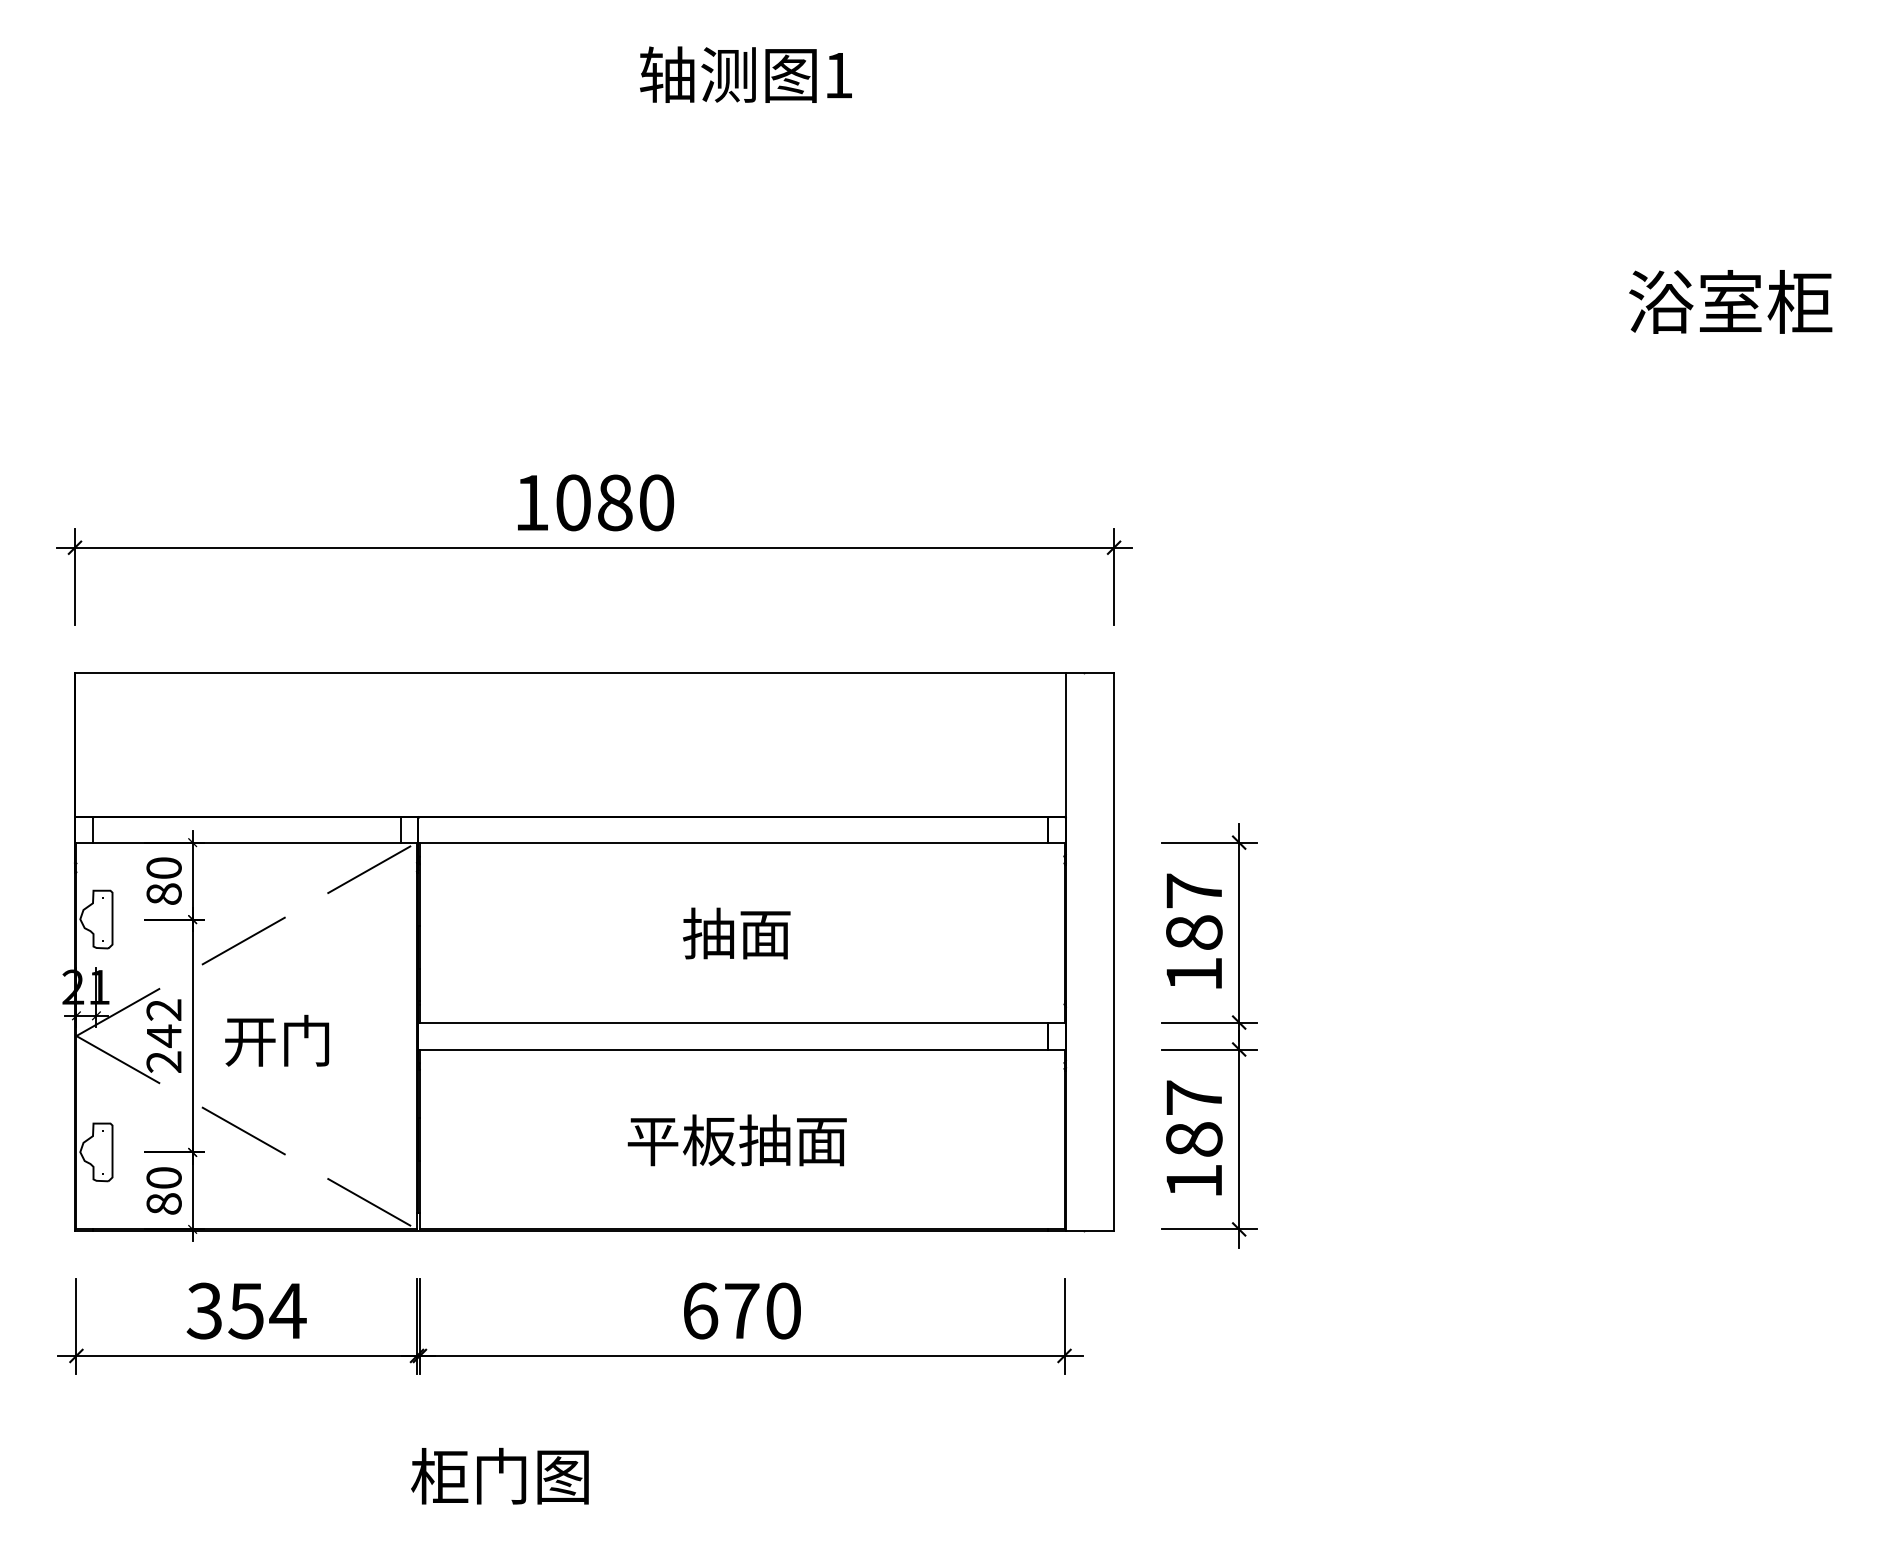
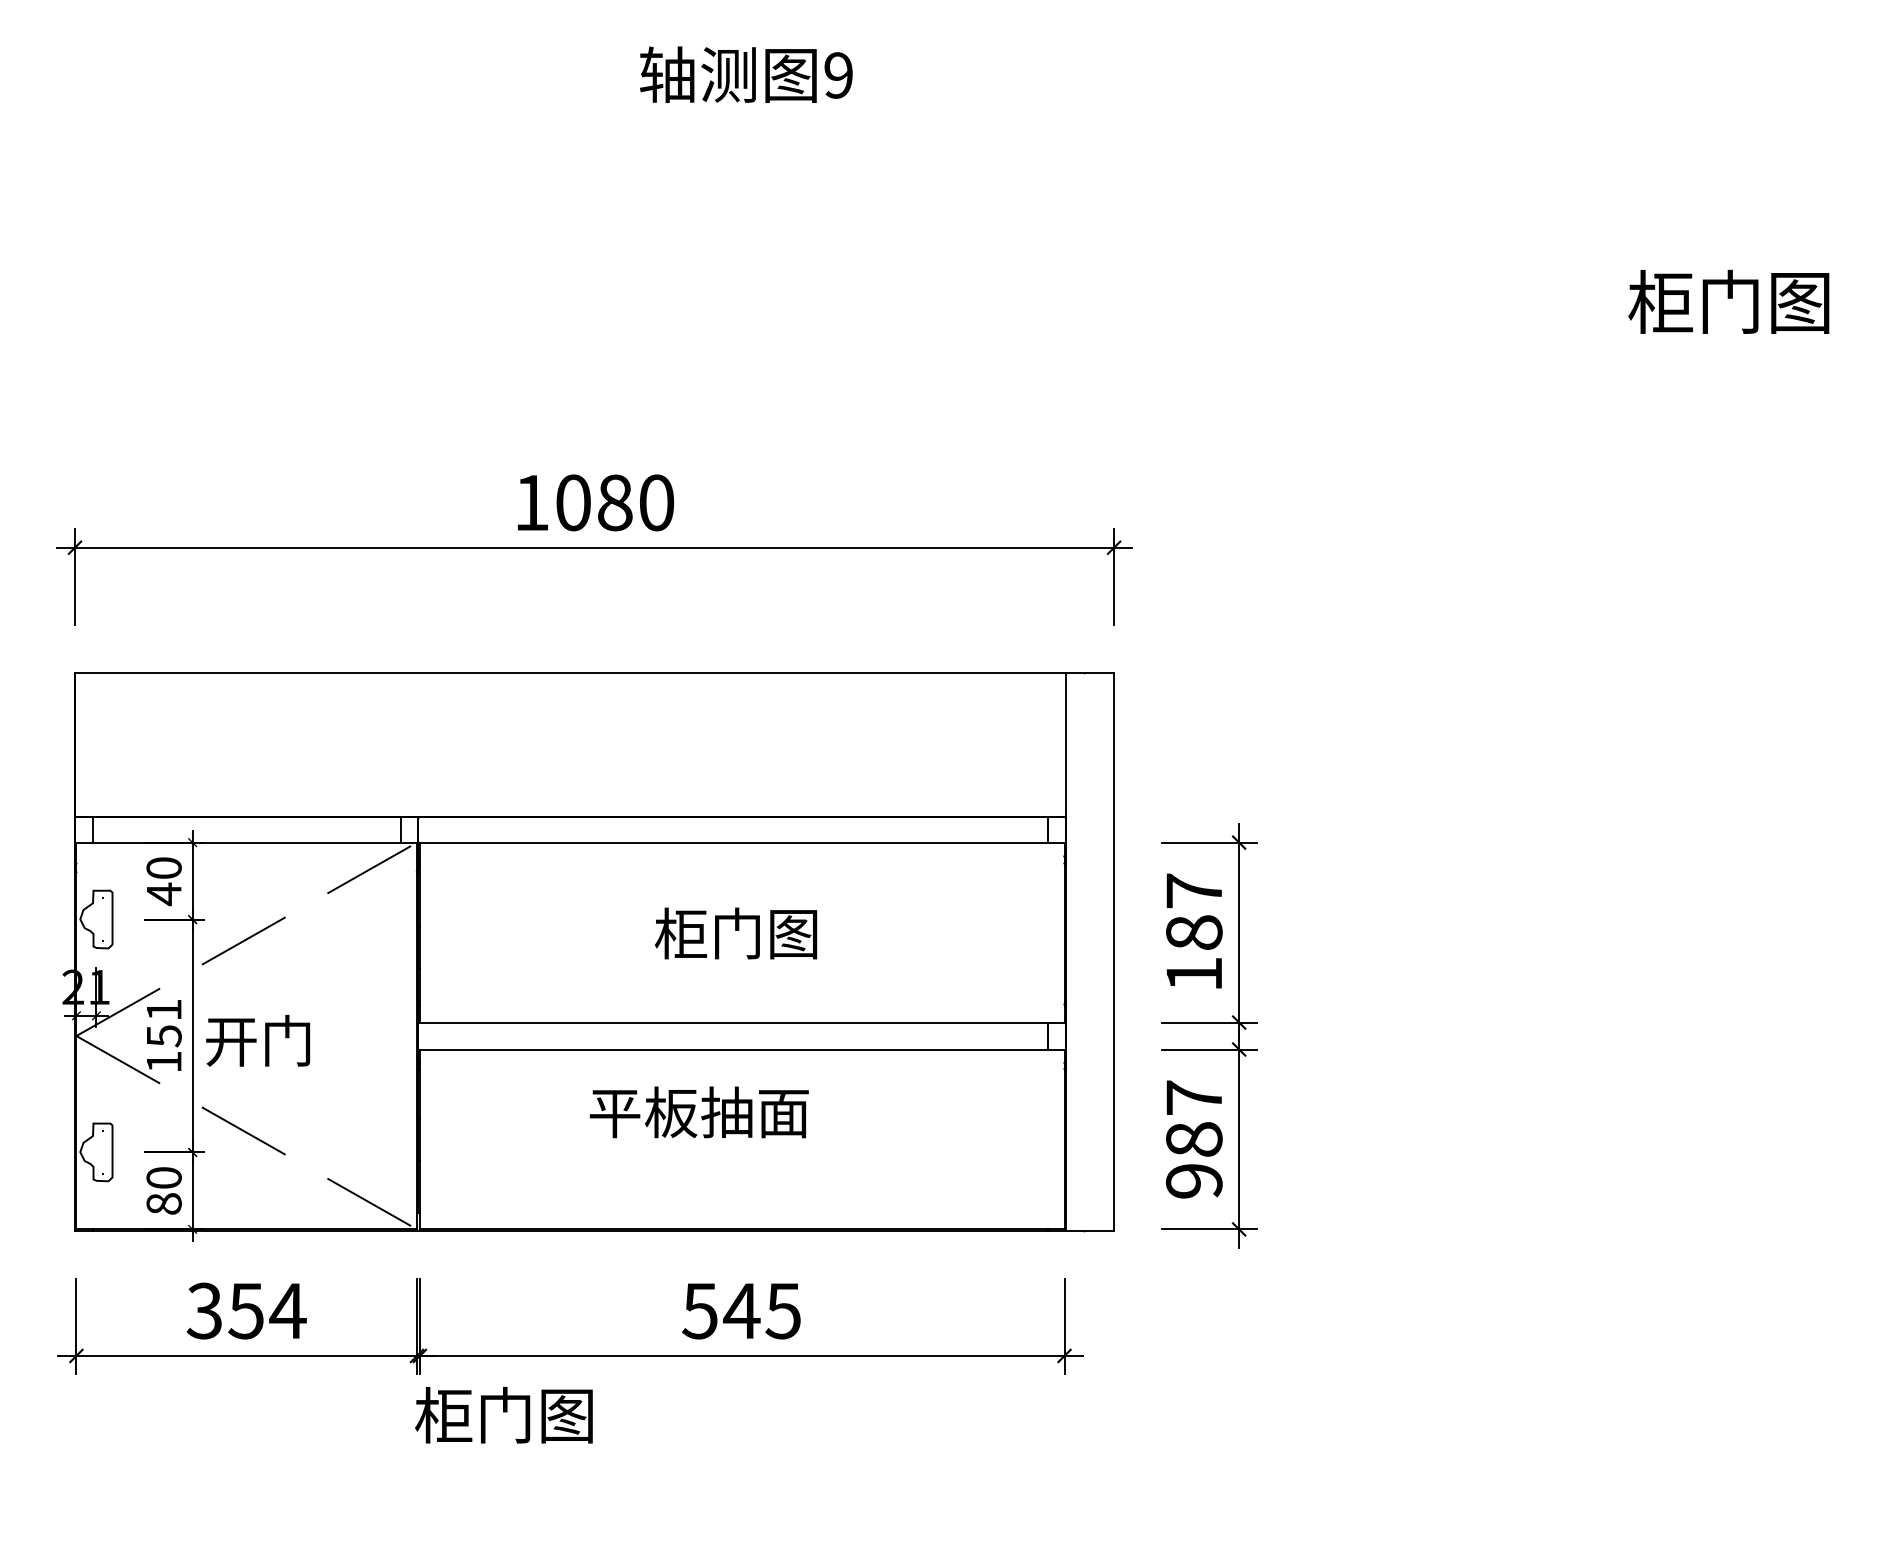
text: 1 -> 9 (838, 75)
text: 浴室柜 -> 柜门图 (1730, 301)
text: 80 -> 40 (163, 894)
text: 抽面 -> 柜门图 (735, 933)
text: 242 -> 151 (163, 1035)
text position: (277, 1040) -> (258, 1040) (258, 1040)
text position: (736, 1140) -> (698, 1112) (698, 1112)
text: 187 -> 987 (1193, 1181)
text: 670 -> 545 (741, 1310)
text position: (499, 1475) -> (503, 1414) (503, 1414)
